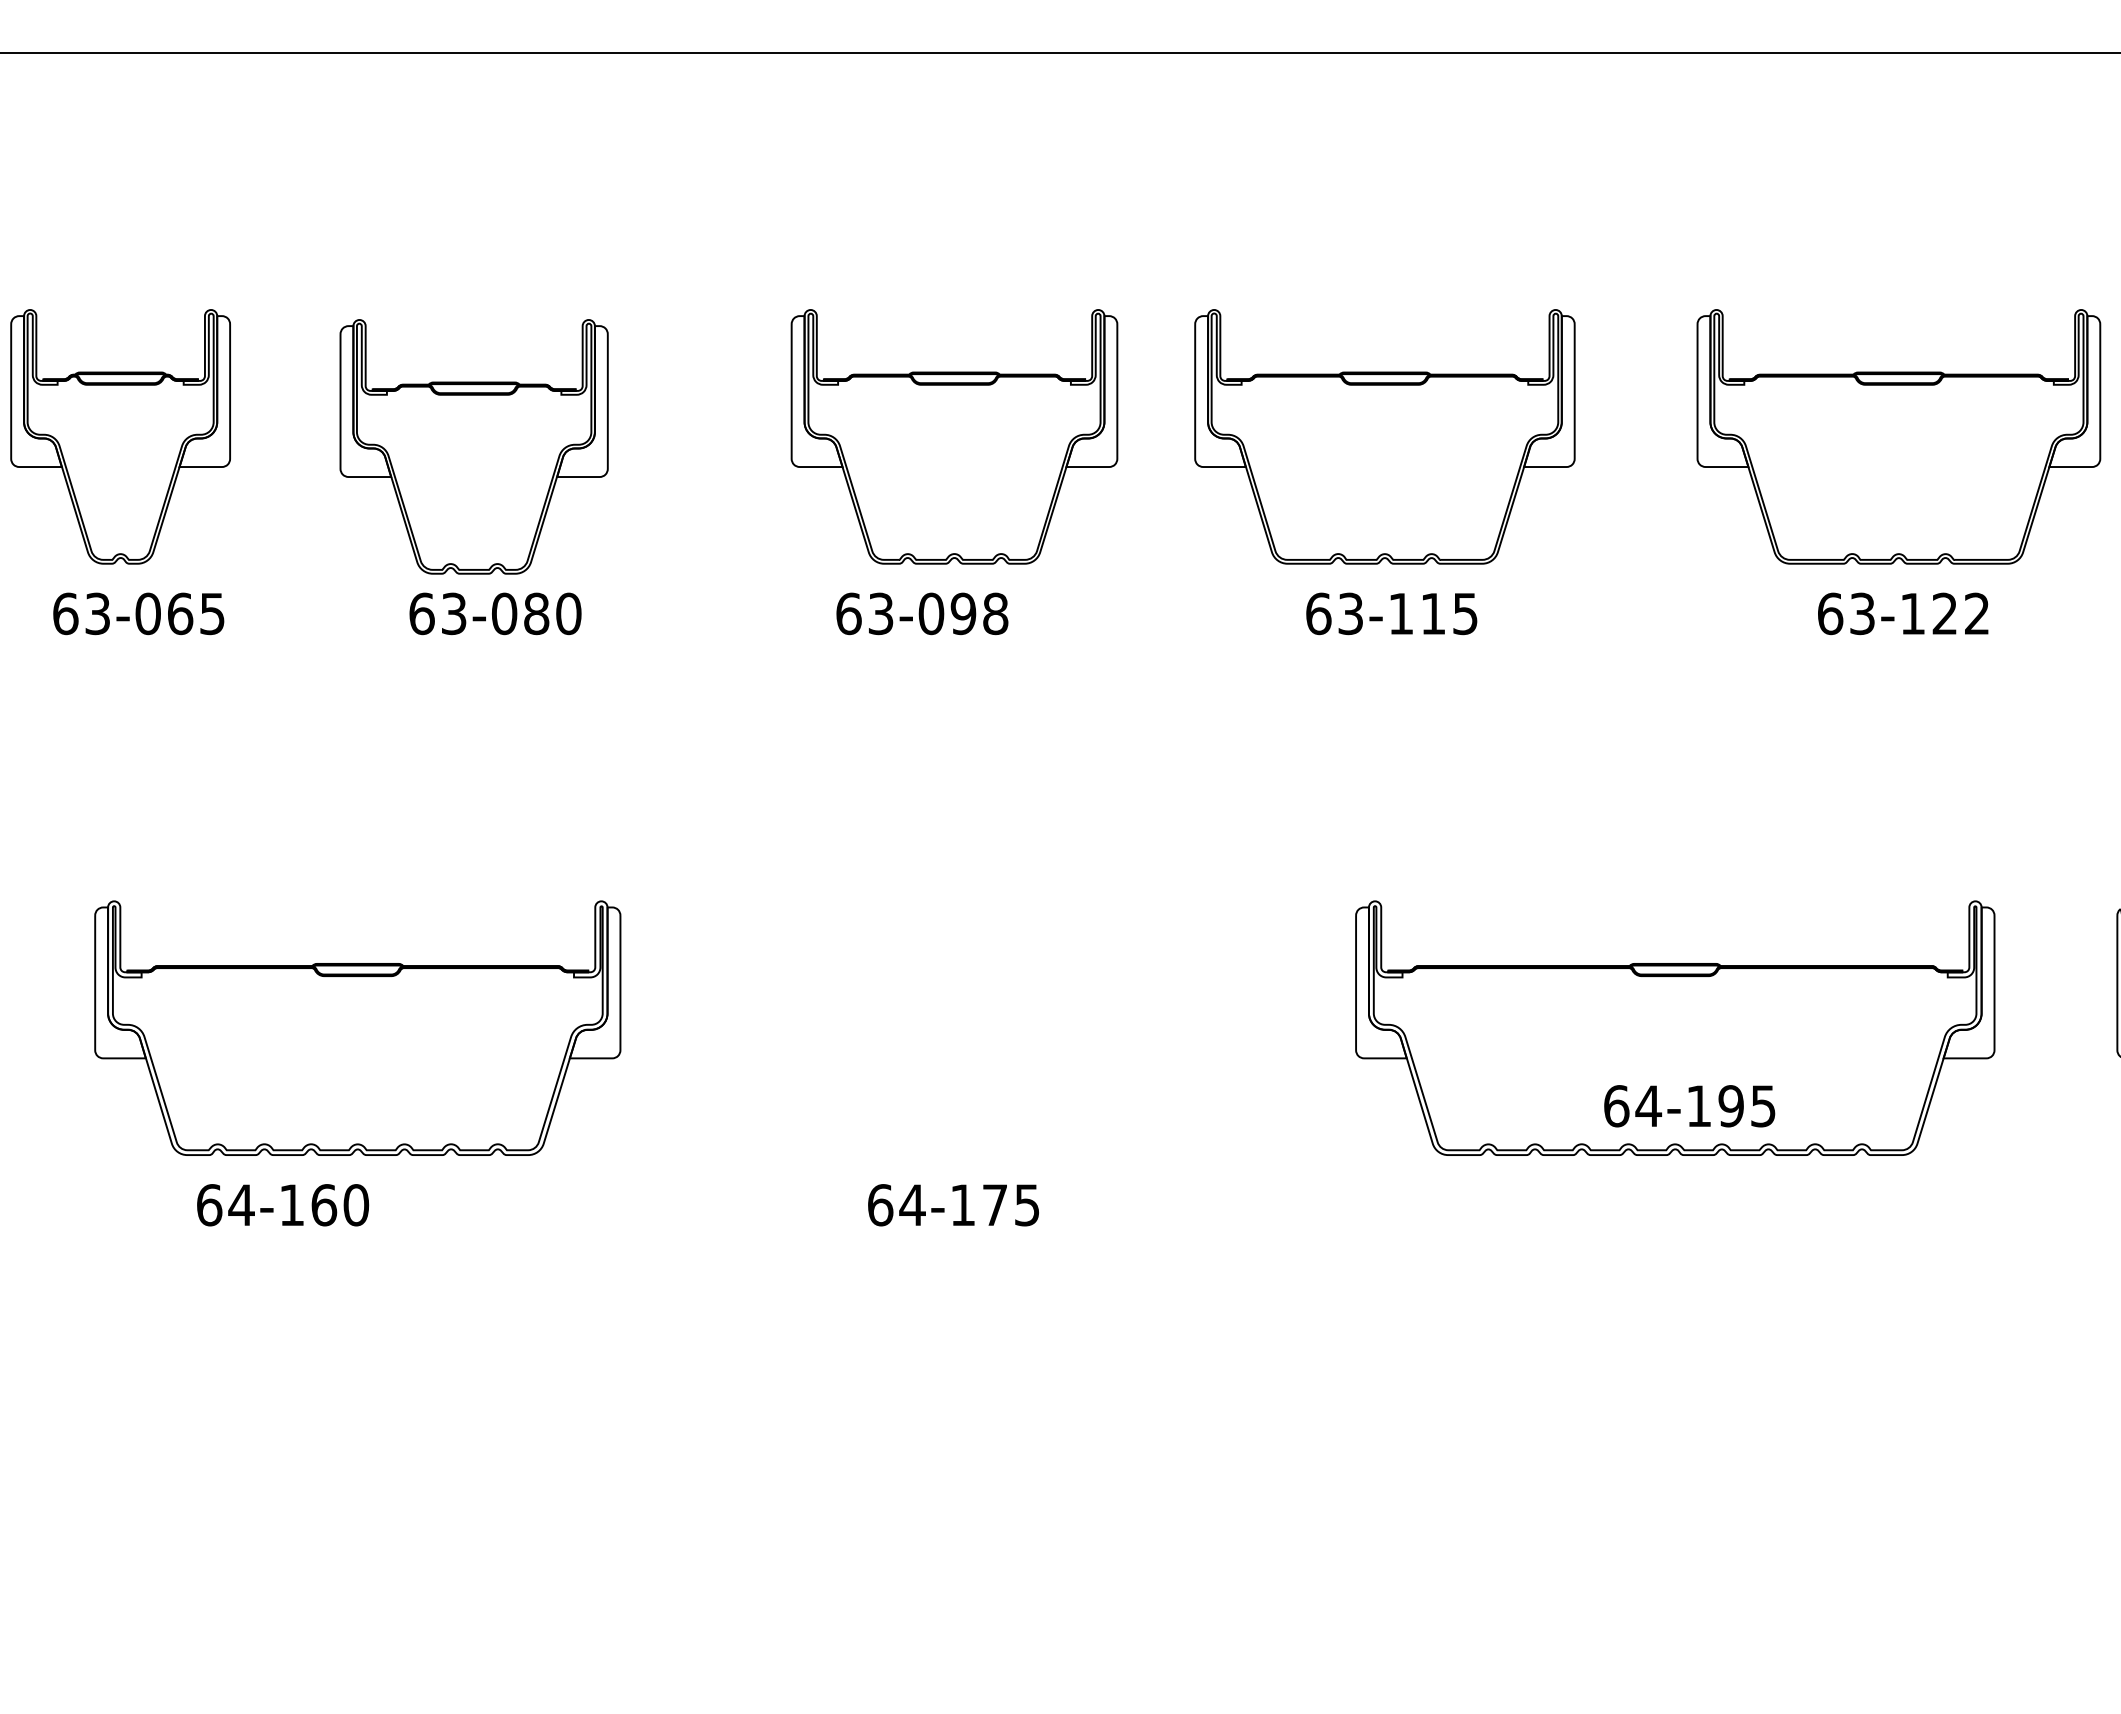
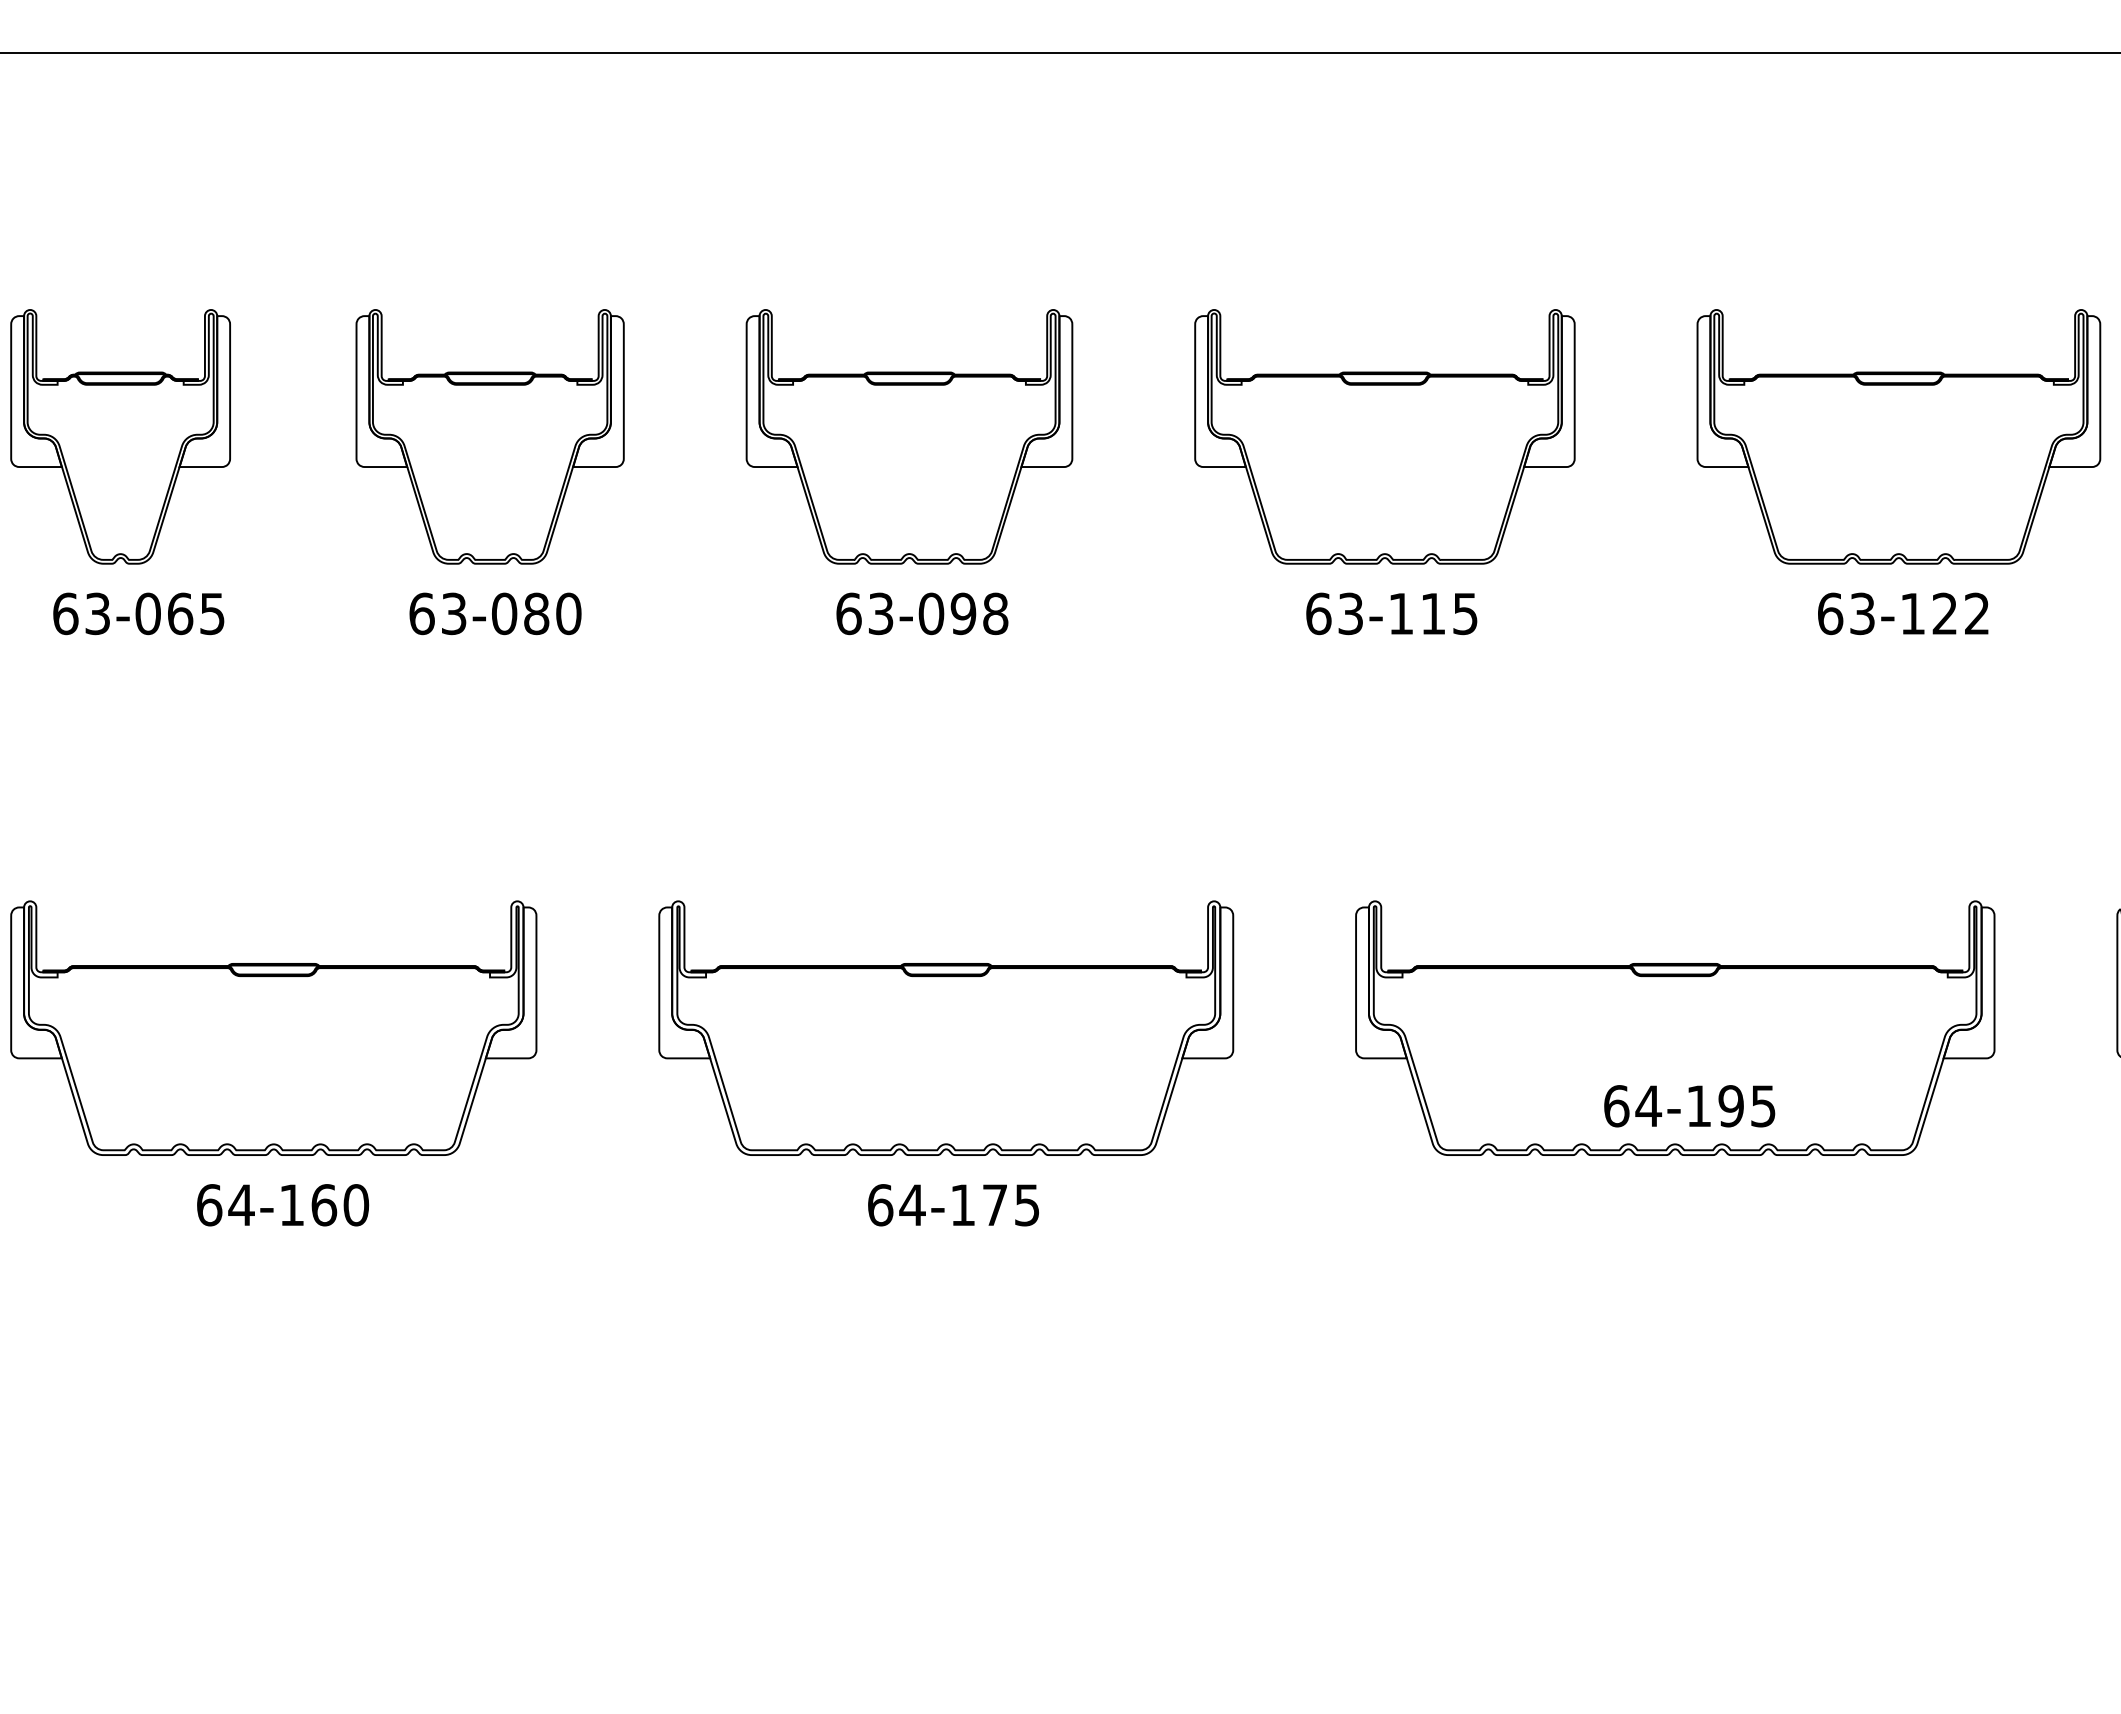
part position: (954, 436) -> (909, 436) (909, 436)
part position: (473, 446) -> (489, 436) (489, 436)
part position: (357, 1027) -> (273, 1027) (273, 1027)
part: none -> present (946, 1027)
